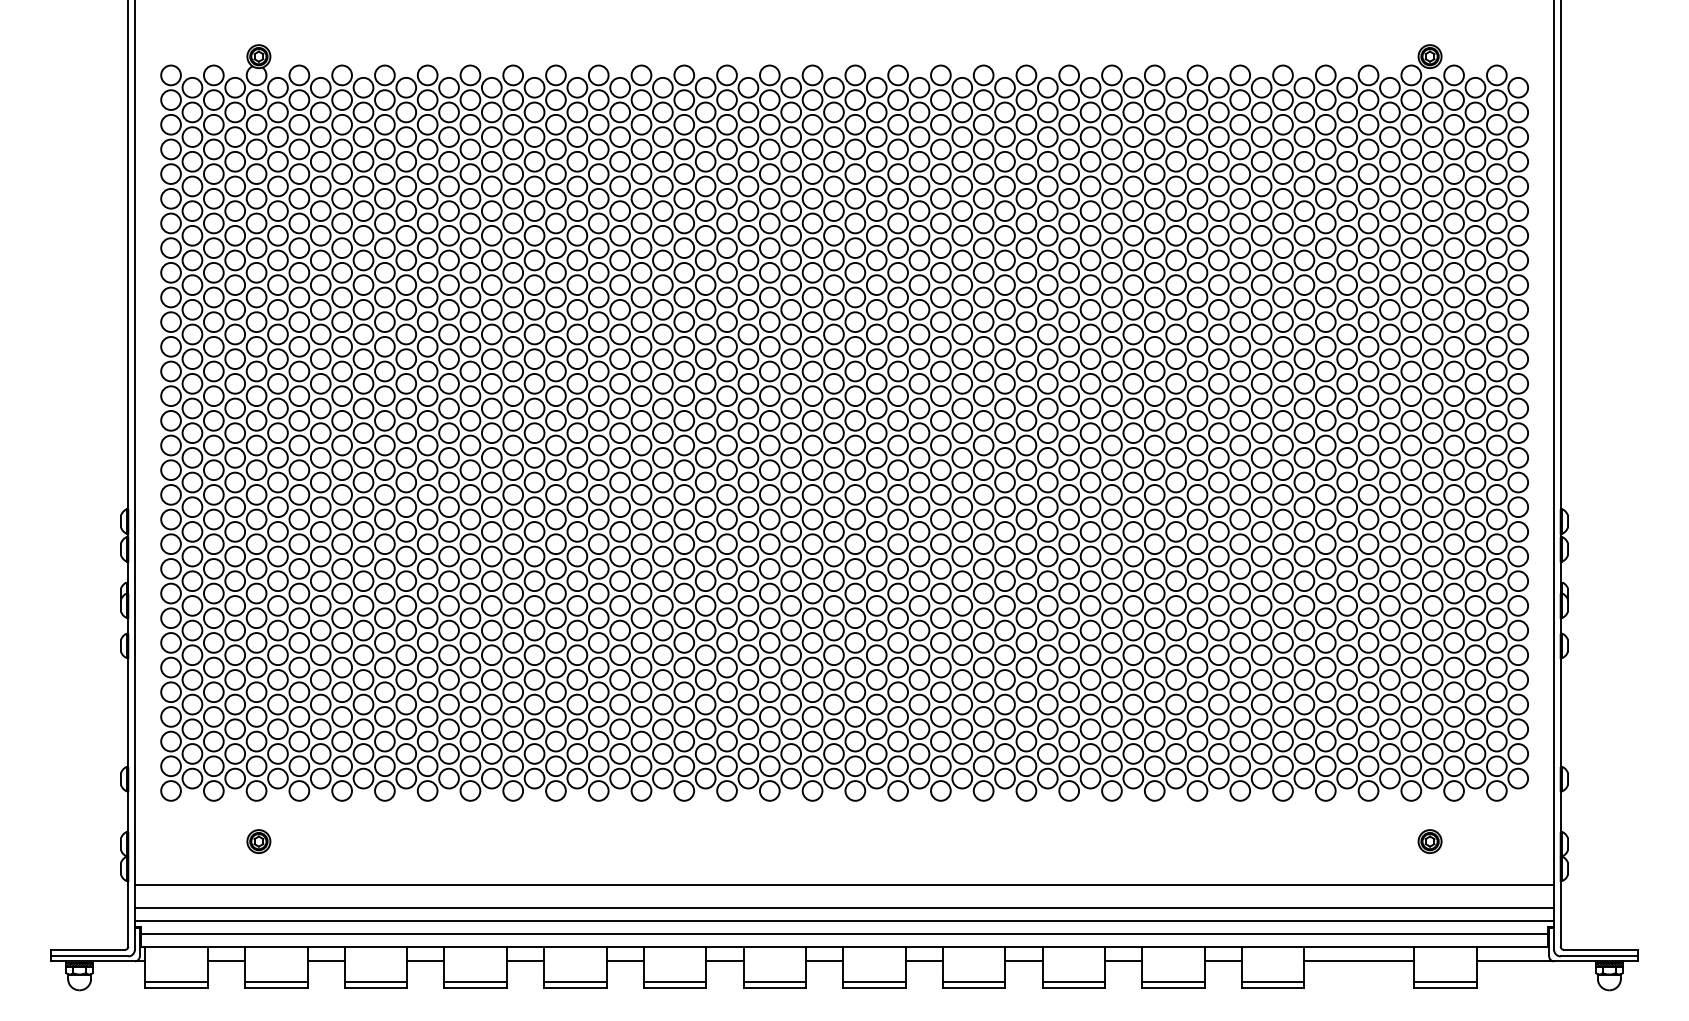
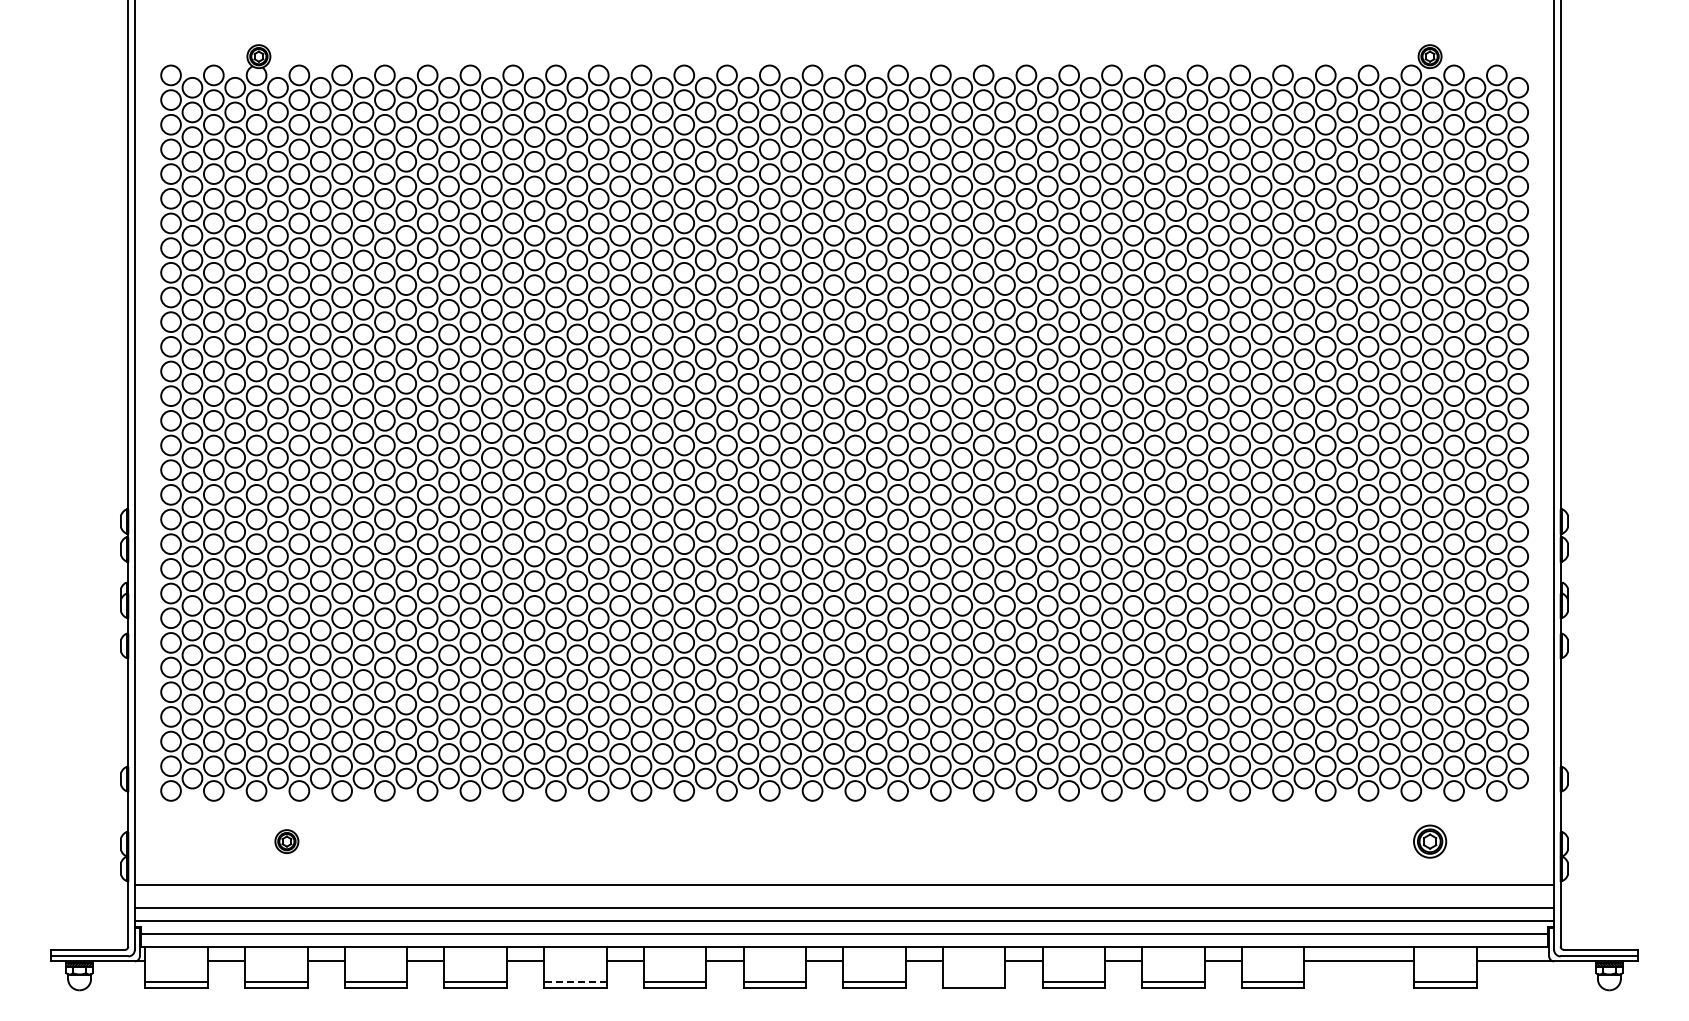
part position: (258, 841) -> (286, 841) (286, 841)
part size: 26x25 px -> 35x35 px (1430, 841)
line: solid -> dashed (574, 981)
line: present -> none (973, 981)
